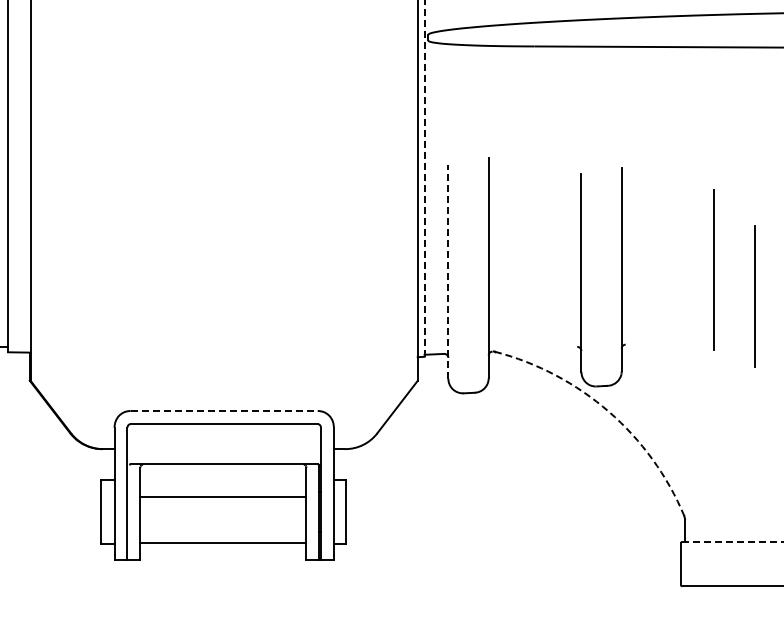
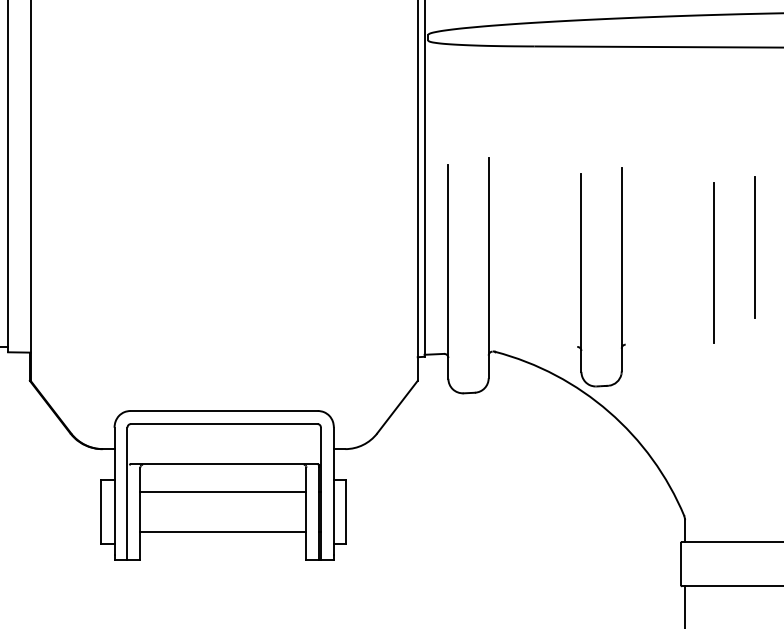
line: dashed -> solid (424, 178)
line position: (713, 269) -> (713, 262) (713, 262)
line: dashed -> solid (448, 271)
line position: (754, 296) -> (754, 247) (754, 247)
line: dashed -> solid (224, 411)
arc: dashed -> solid (609, 411)
line position: (223, 496) -> (223, 491) (223, 491)
line: dashed -> solid (733, 541)
line position: (223, 543) -> (223, 532) (223, 532)
line: none -> present (685, 605)
